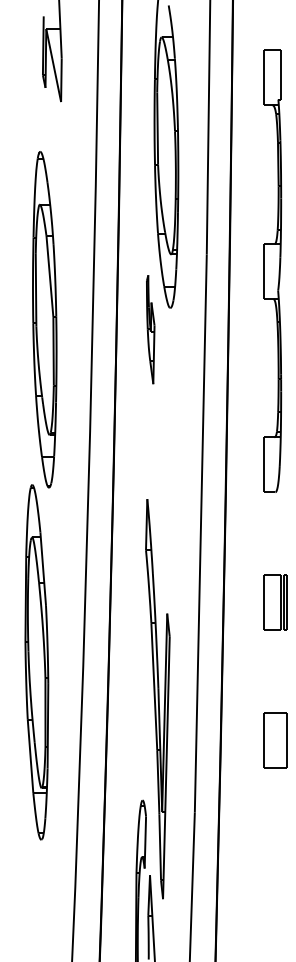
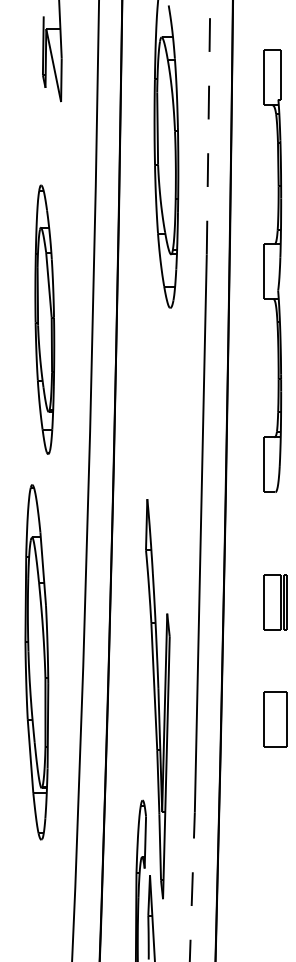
line: solid -> dashed (208, 127)
part size: 26x338 px -> 22x271 px (44, 319)
part: present -> none (150, 329)
part position: (275, 740) -> (275, 719) (275, 719)
line: solid -> dashed (192, 886)
